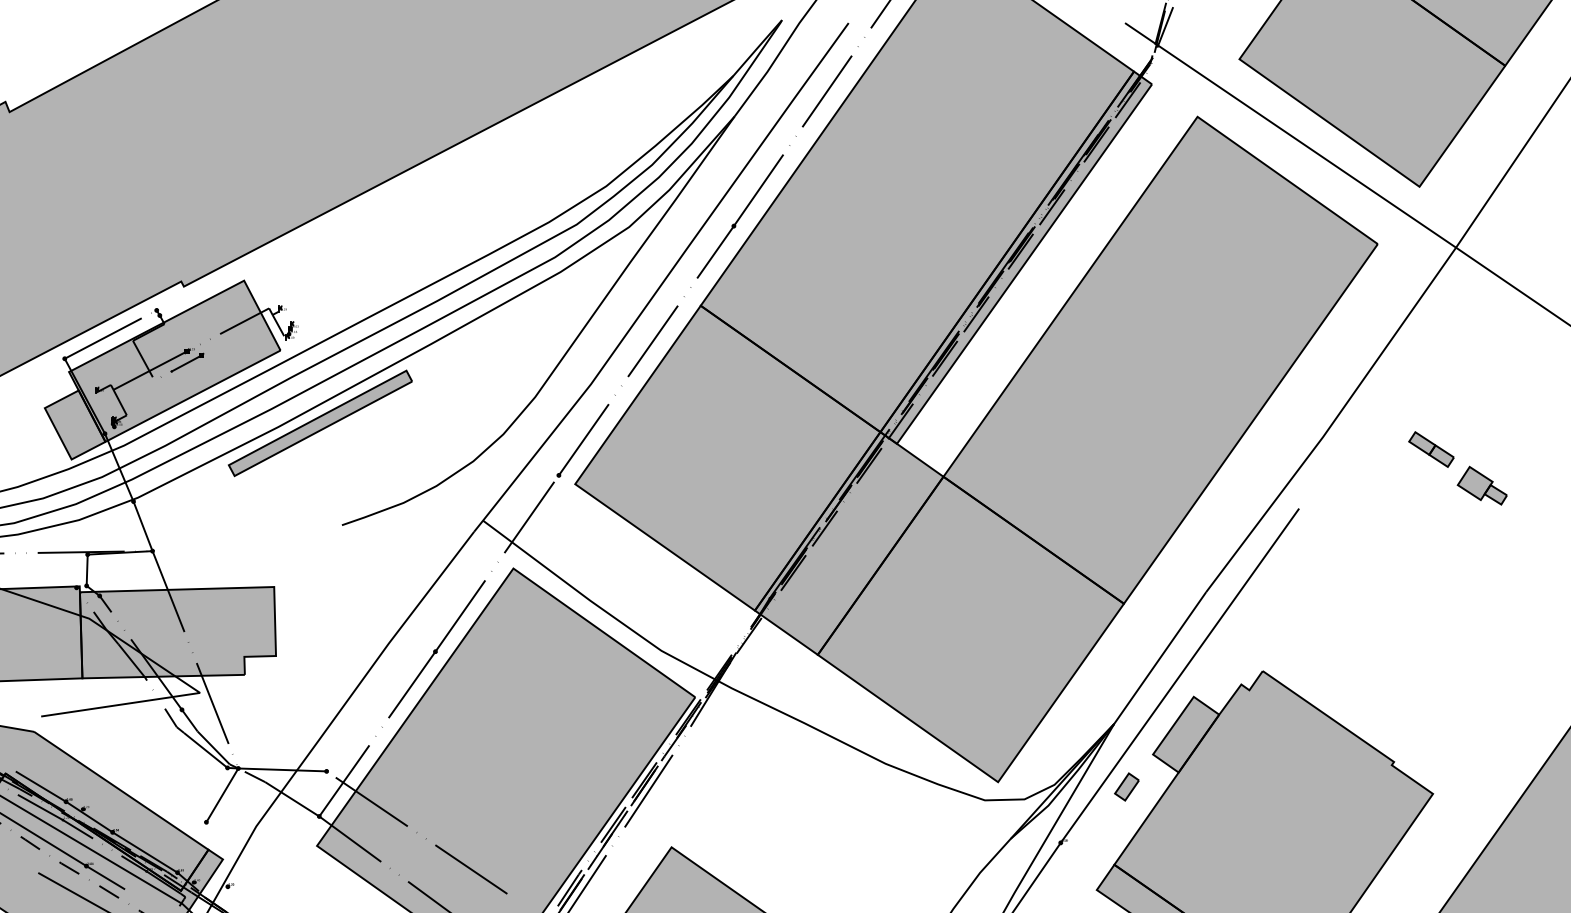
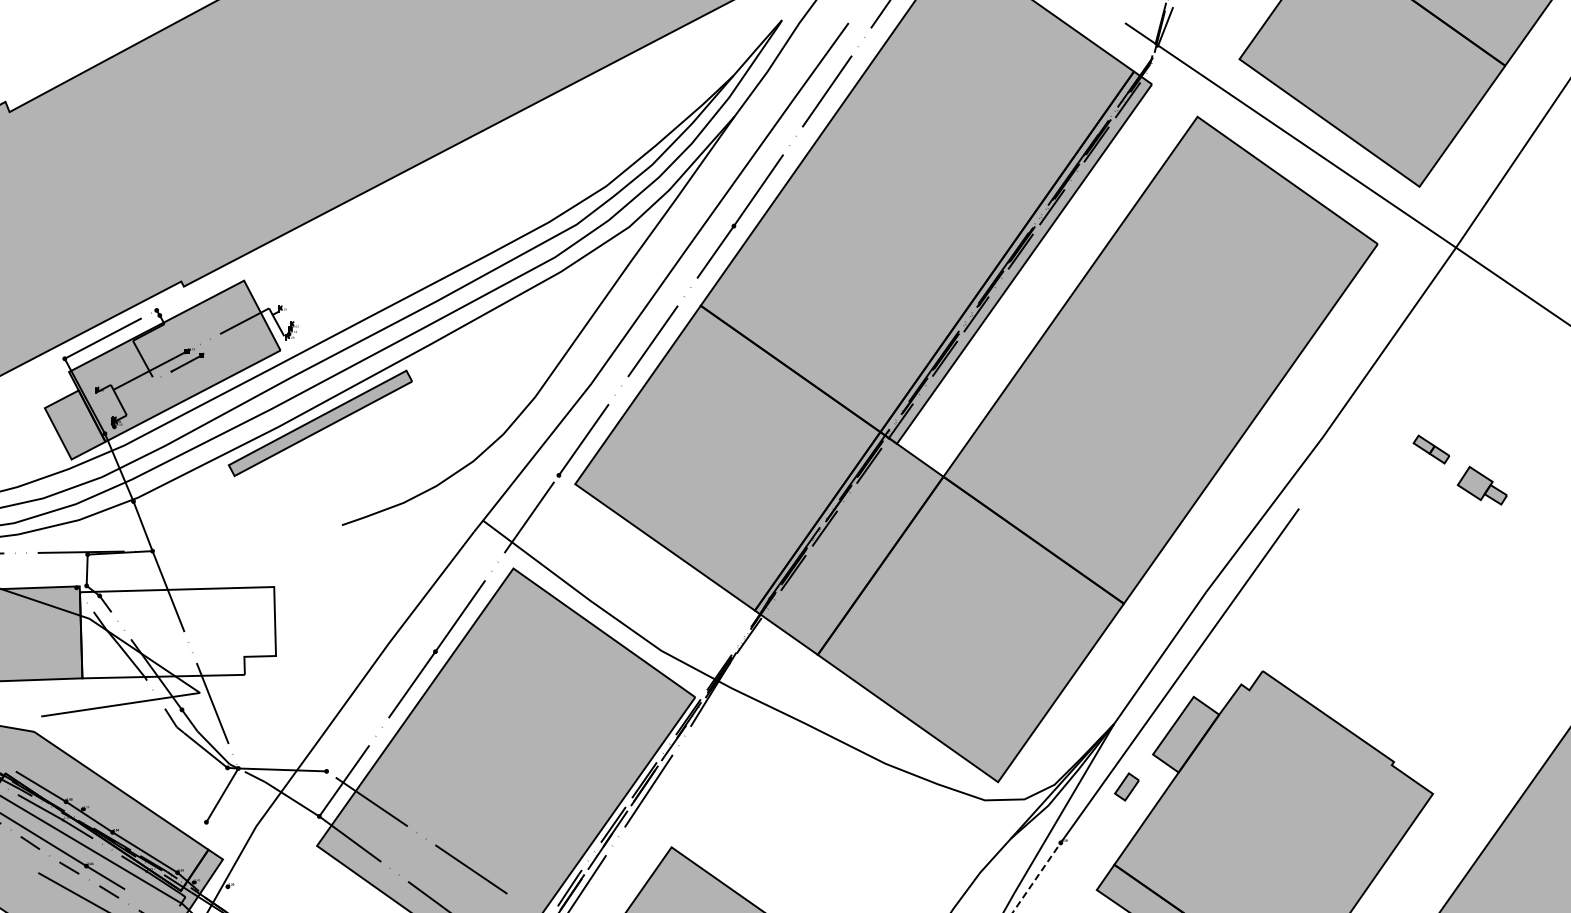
part size: 47x37 px -> 39x31 px (1431, 449)
fill: present -> none (177, 632)
line: solid -> dashed (1037, 877)
